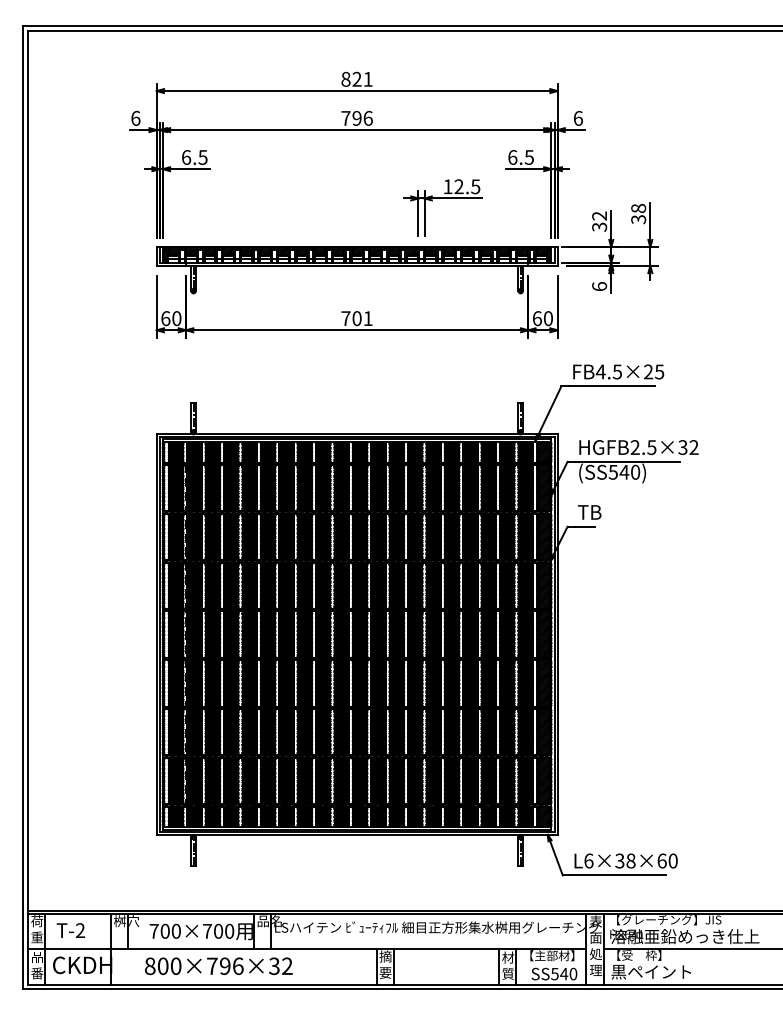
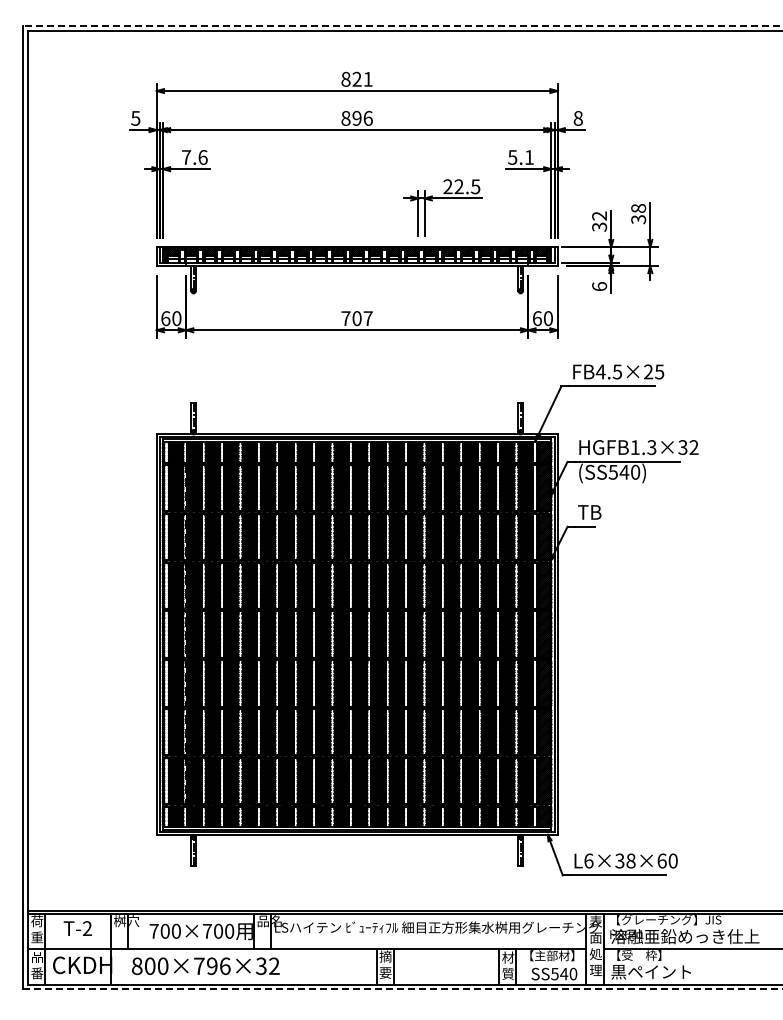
line: solid -> dashed (402, 26)
text: 6 -> 5 (135, 117)
text: 796 -> 896 (345, 118)
text: 6 -> 8 (577, 118)
text: 6.5 -> 7.6 (194, 157)
text: 6.5 -> 5.1 (520, 157)
text: 12.5 -> 22.5 (447, 186)
text: 701 -> 707 (367, 318)
text: HGFB2.5×32 -> HGFB1.3×32 (643, 447)
text position: (70, 930) -> (77, 928) (77, 928)
text position: (218, 966) -> (205, 966) (205, 966)
line: solid -> dashed (403, 989)
